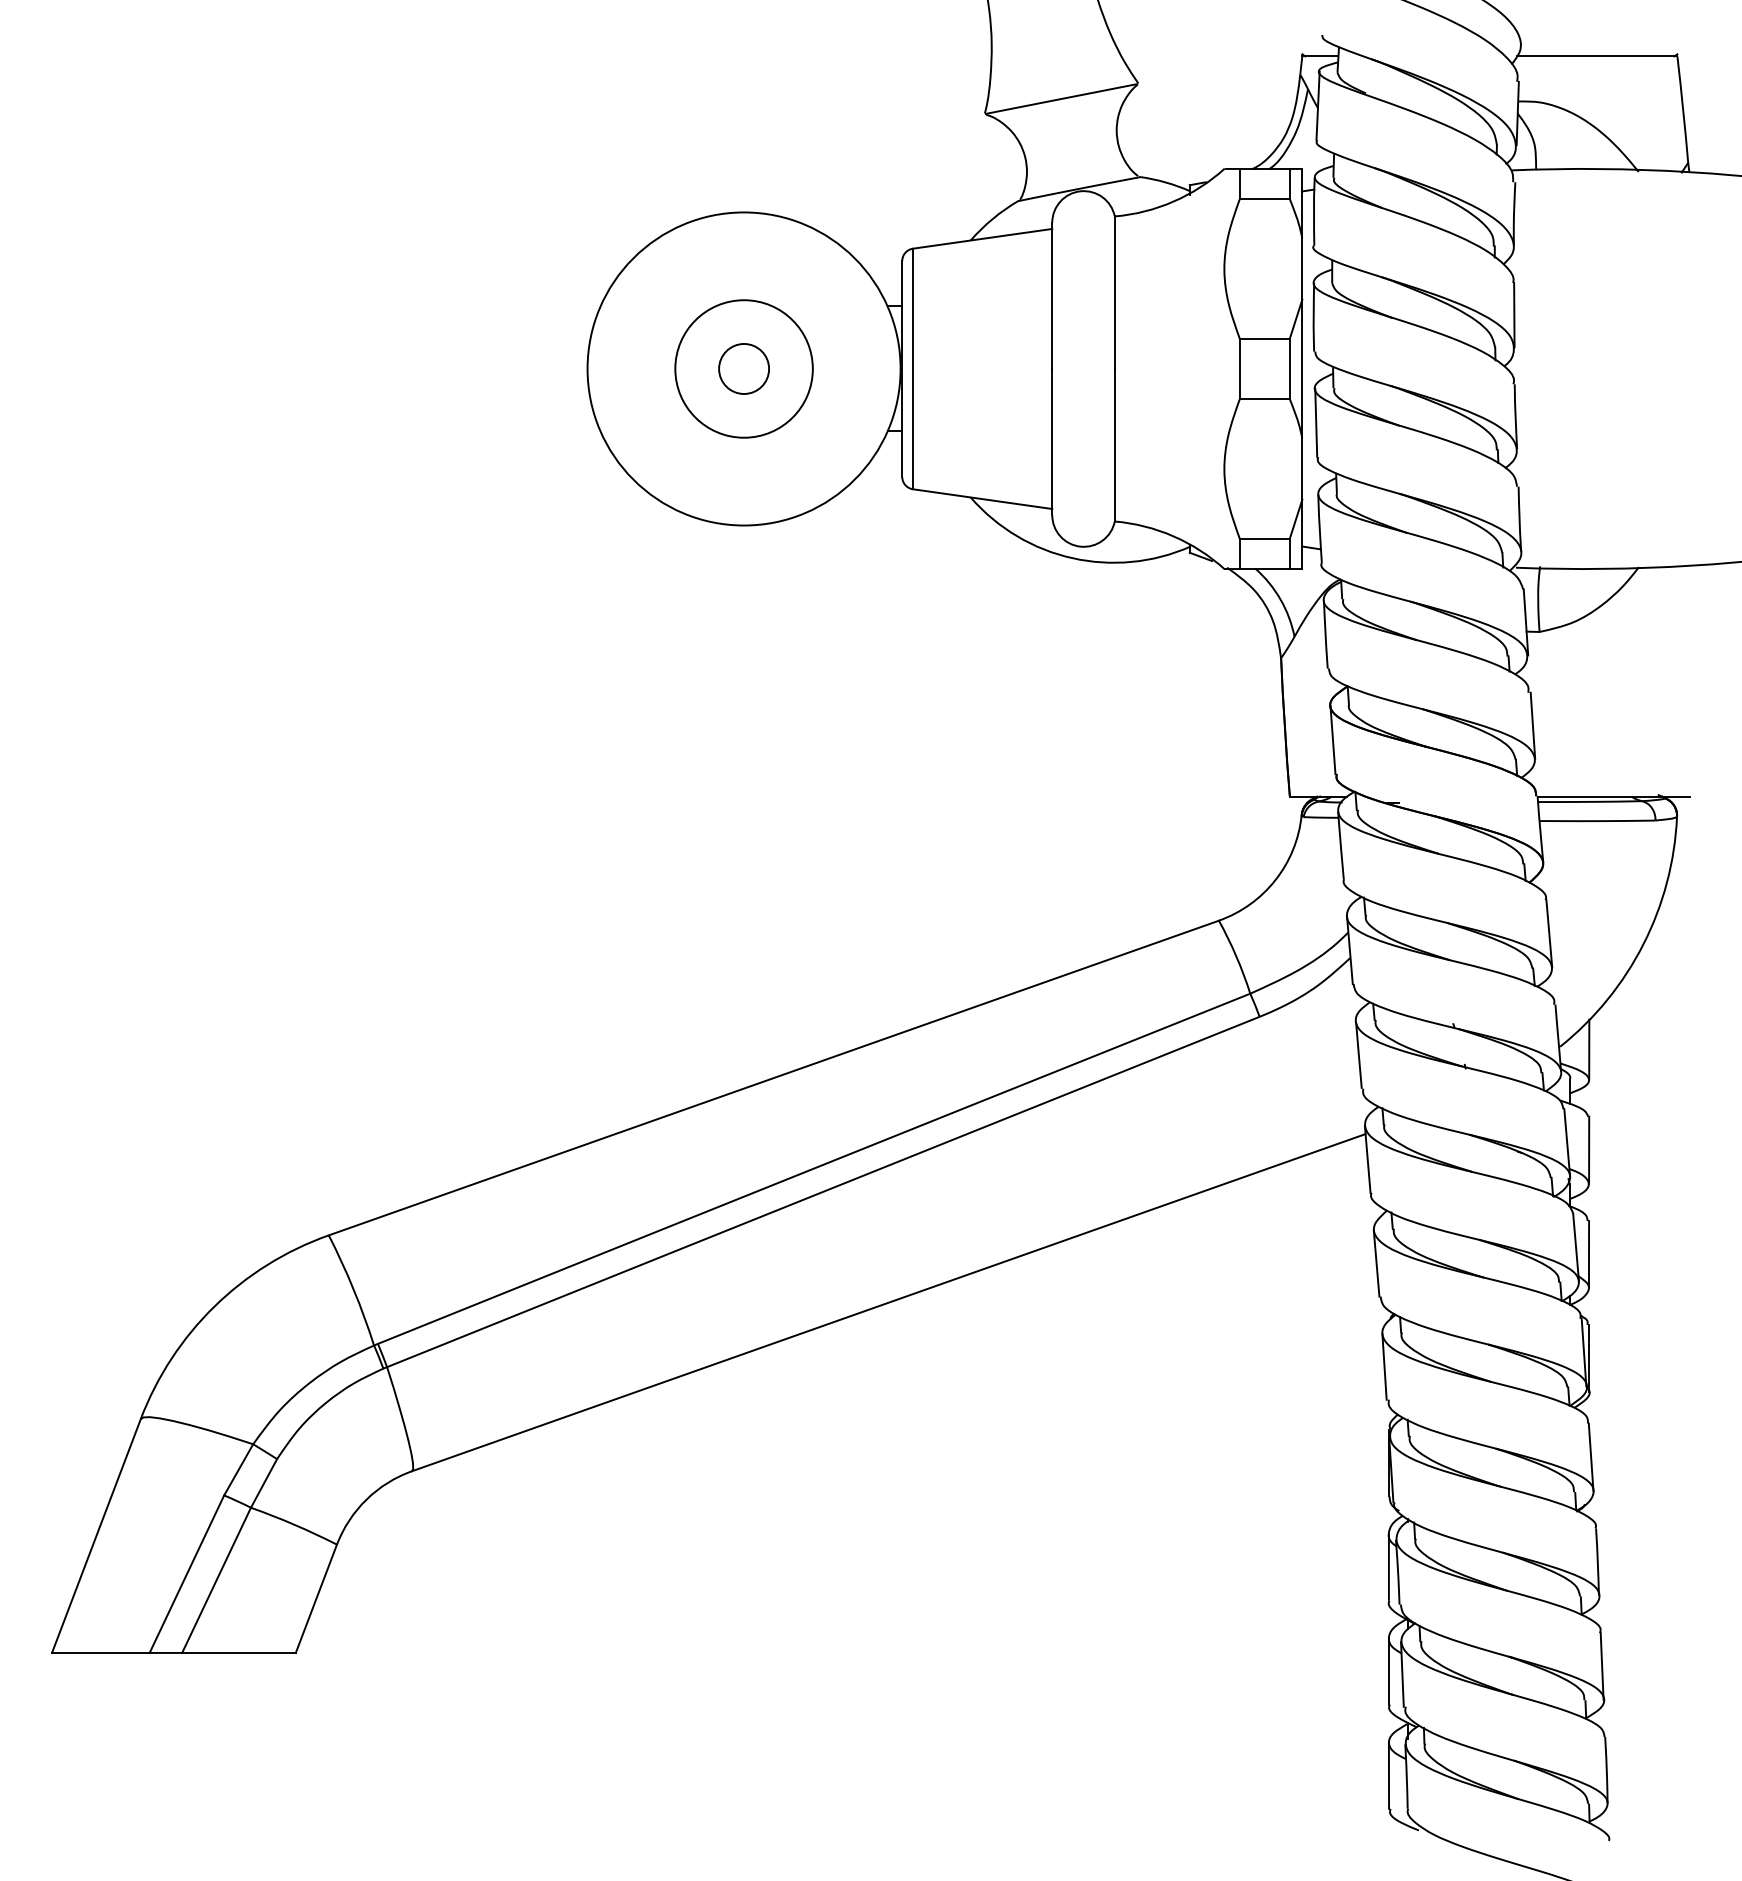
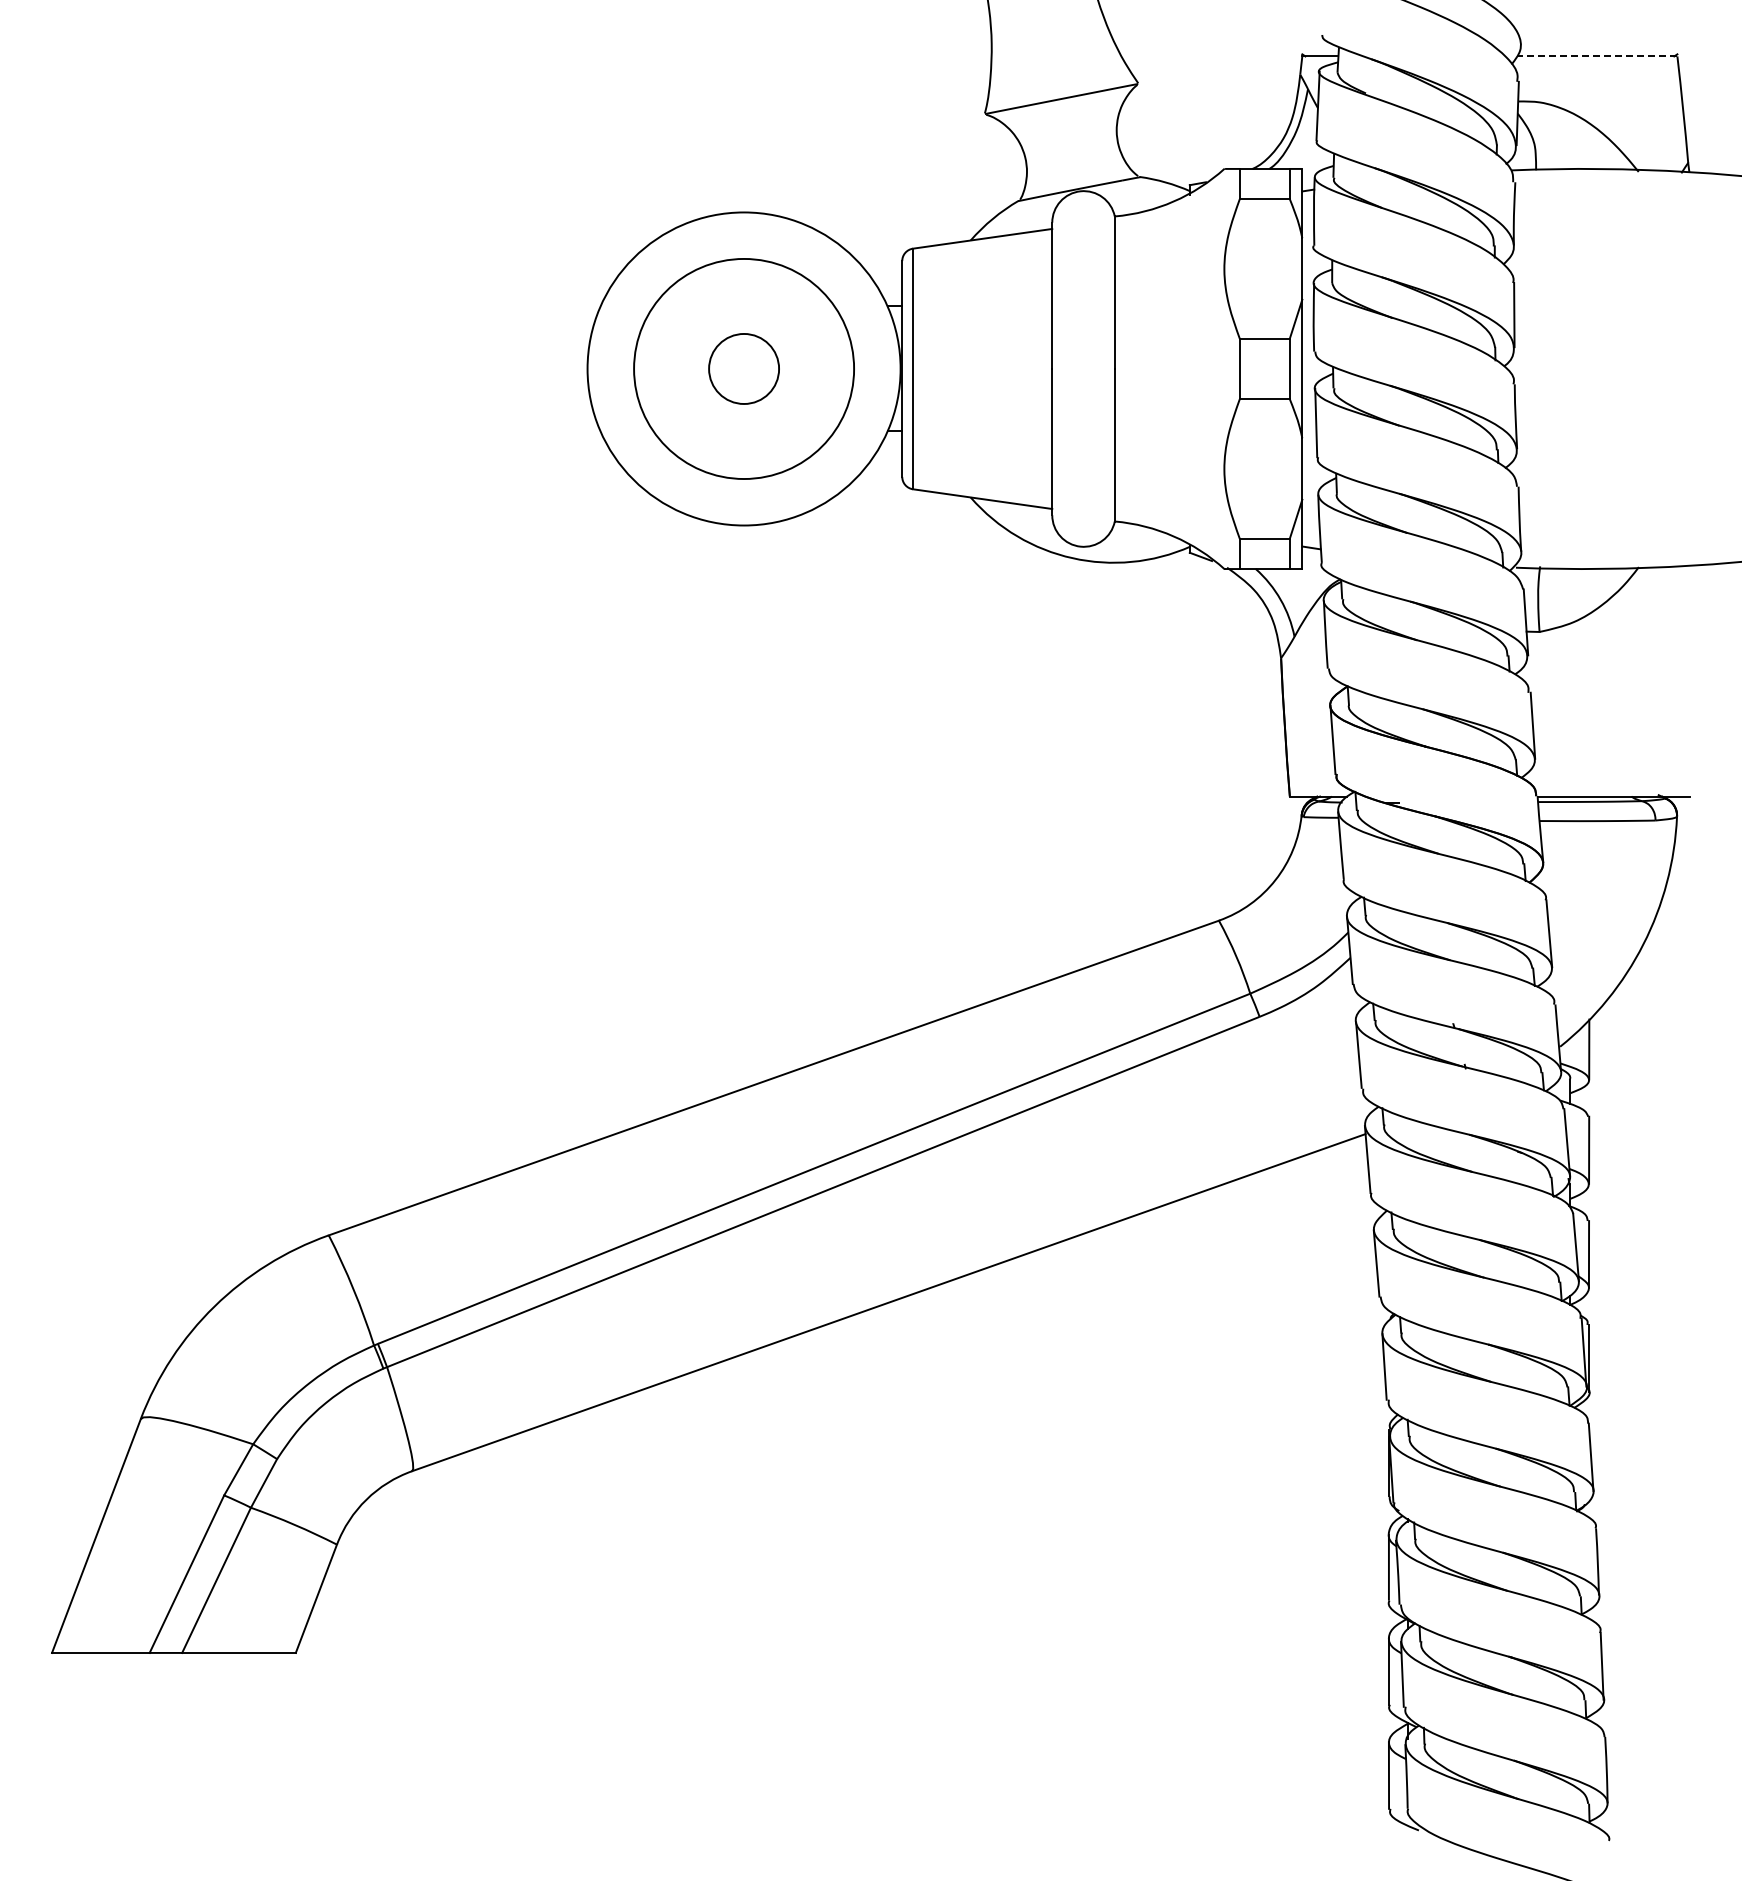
line: solid -> dashed (1596, 56)
circle diameter: 138 px -> 220 px (744, 368)
circle diameter: 50 px -> 70 px (744, 368)
